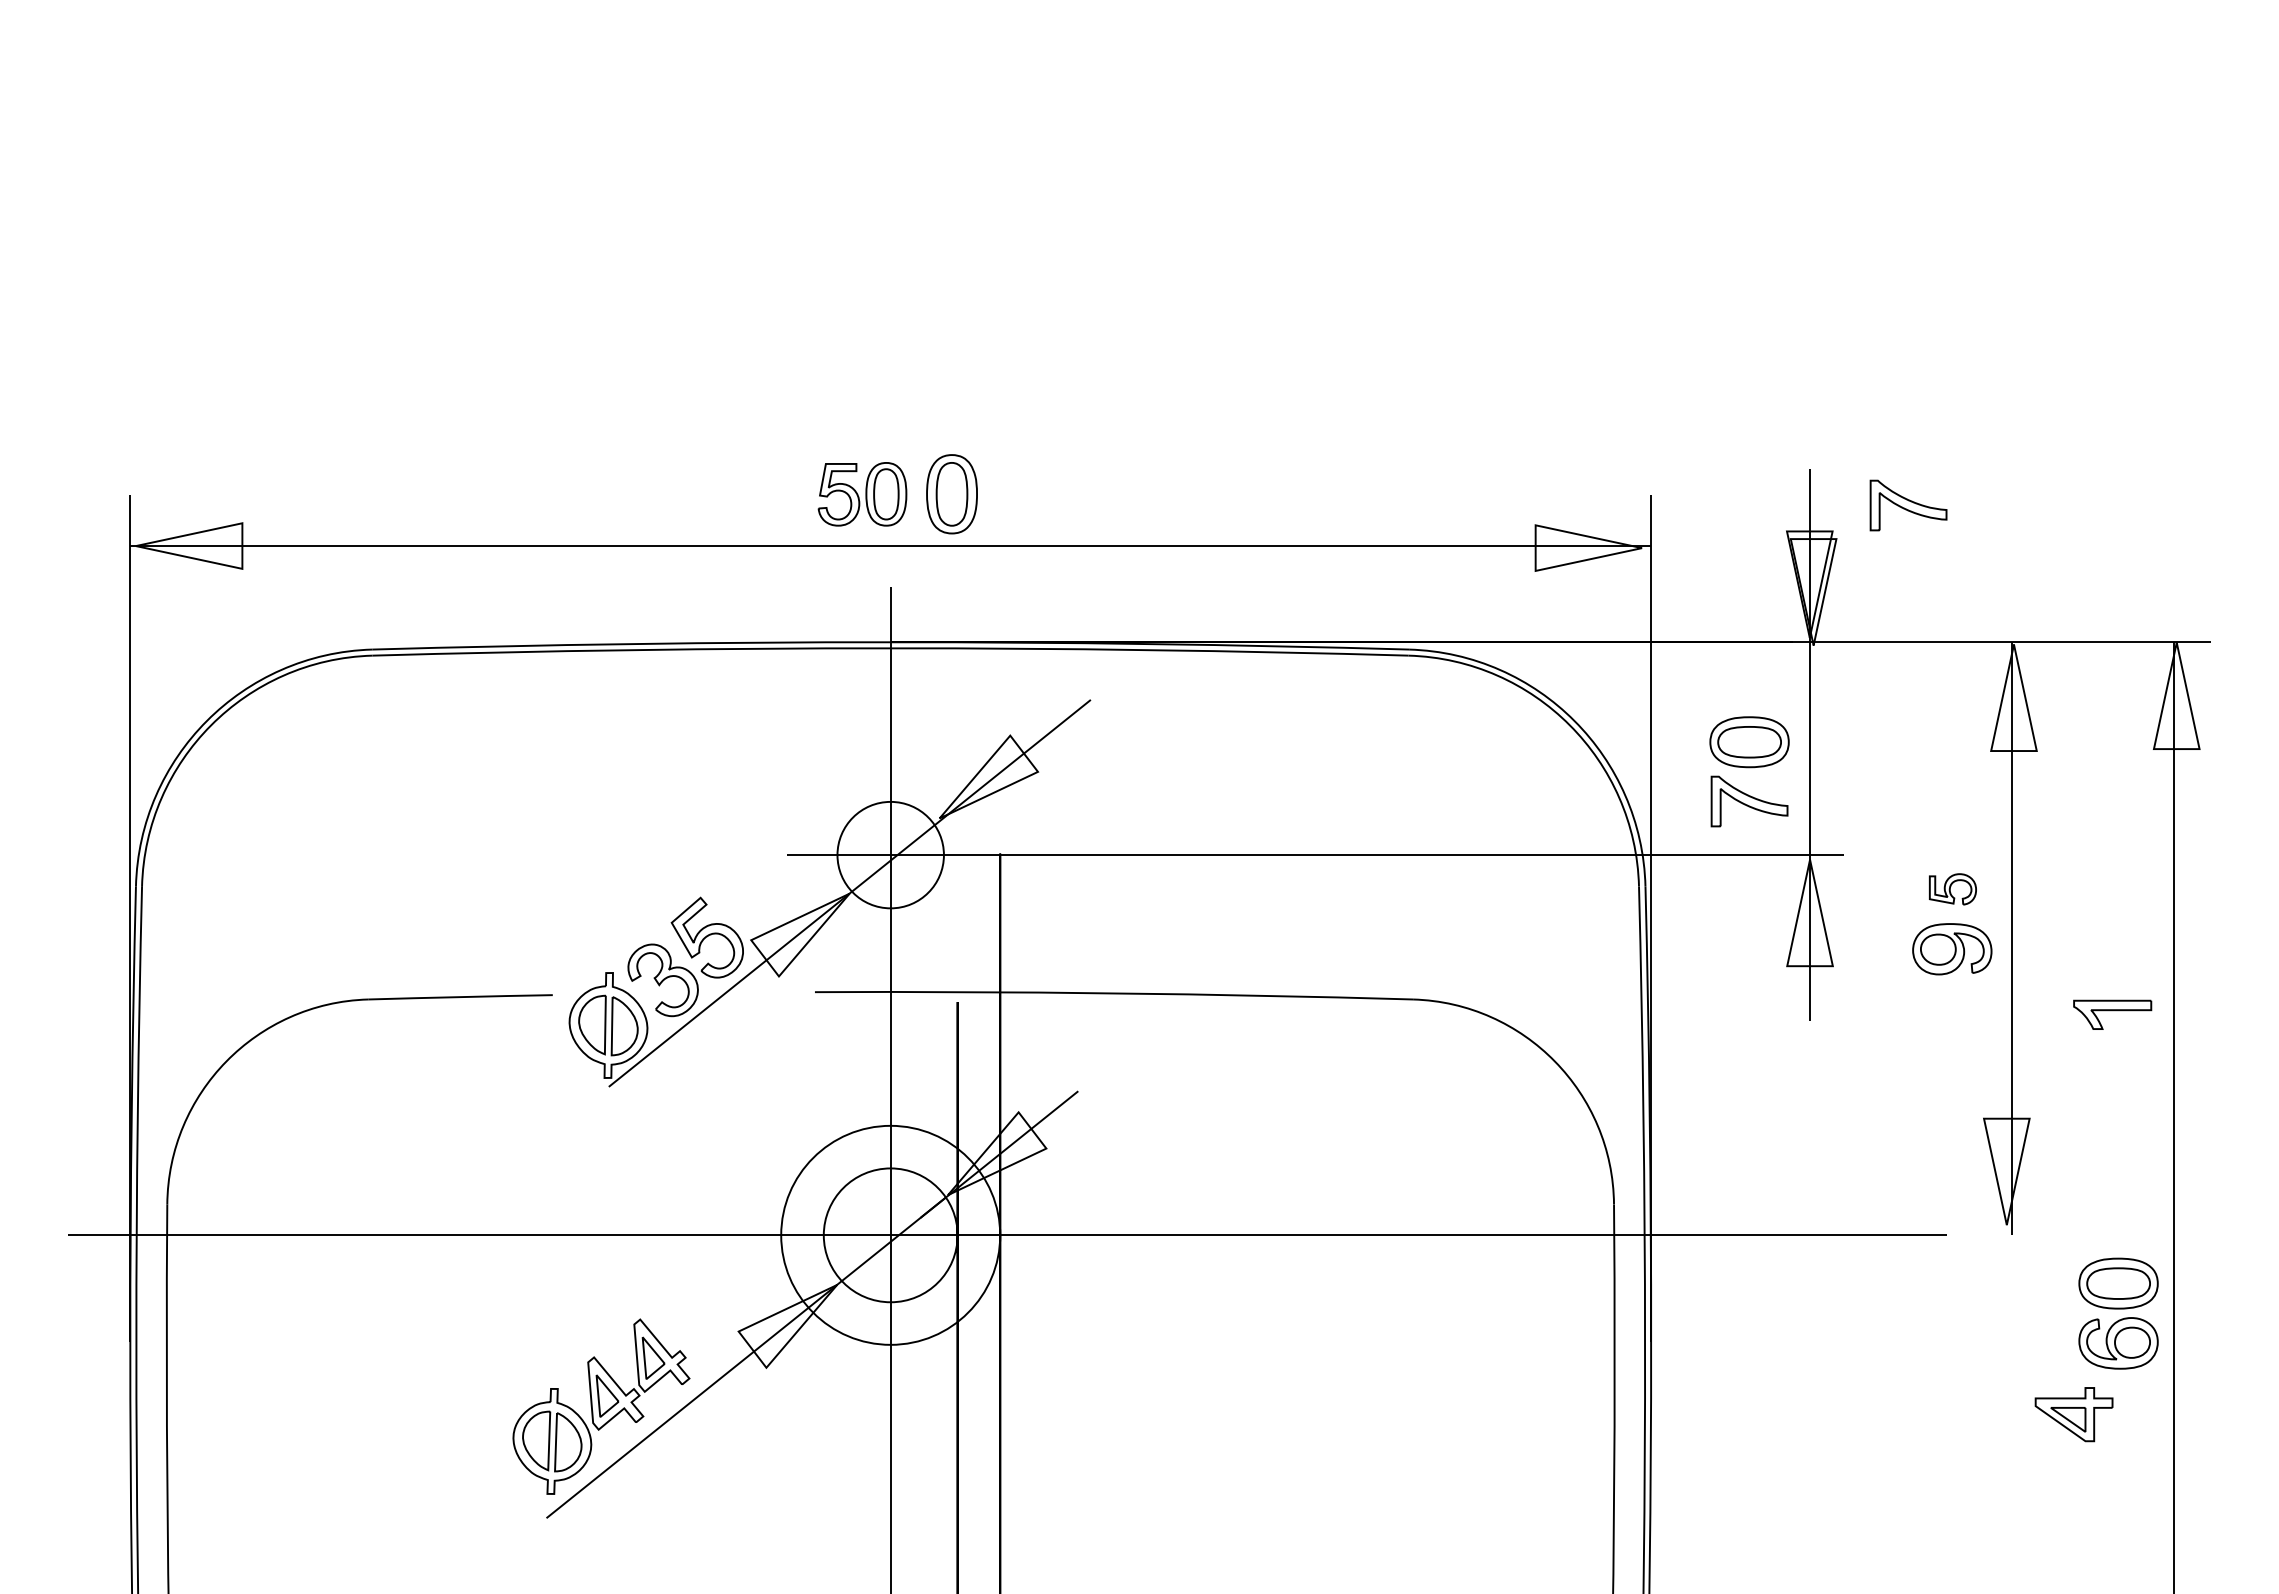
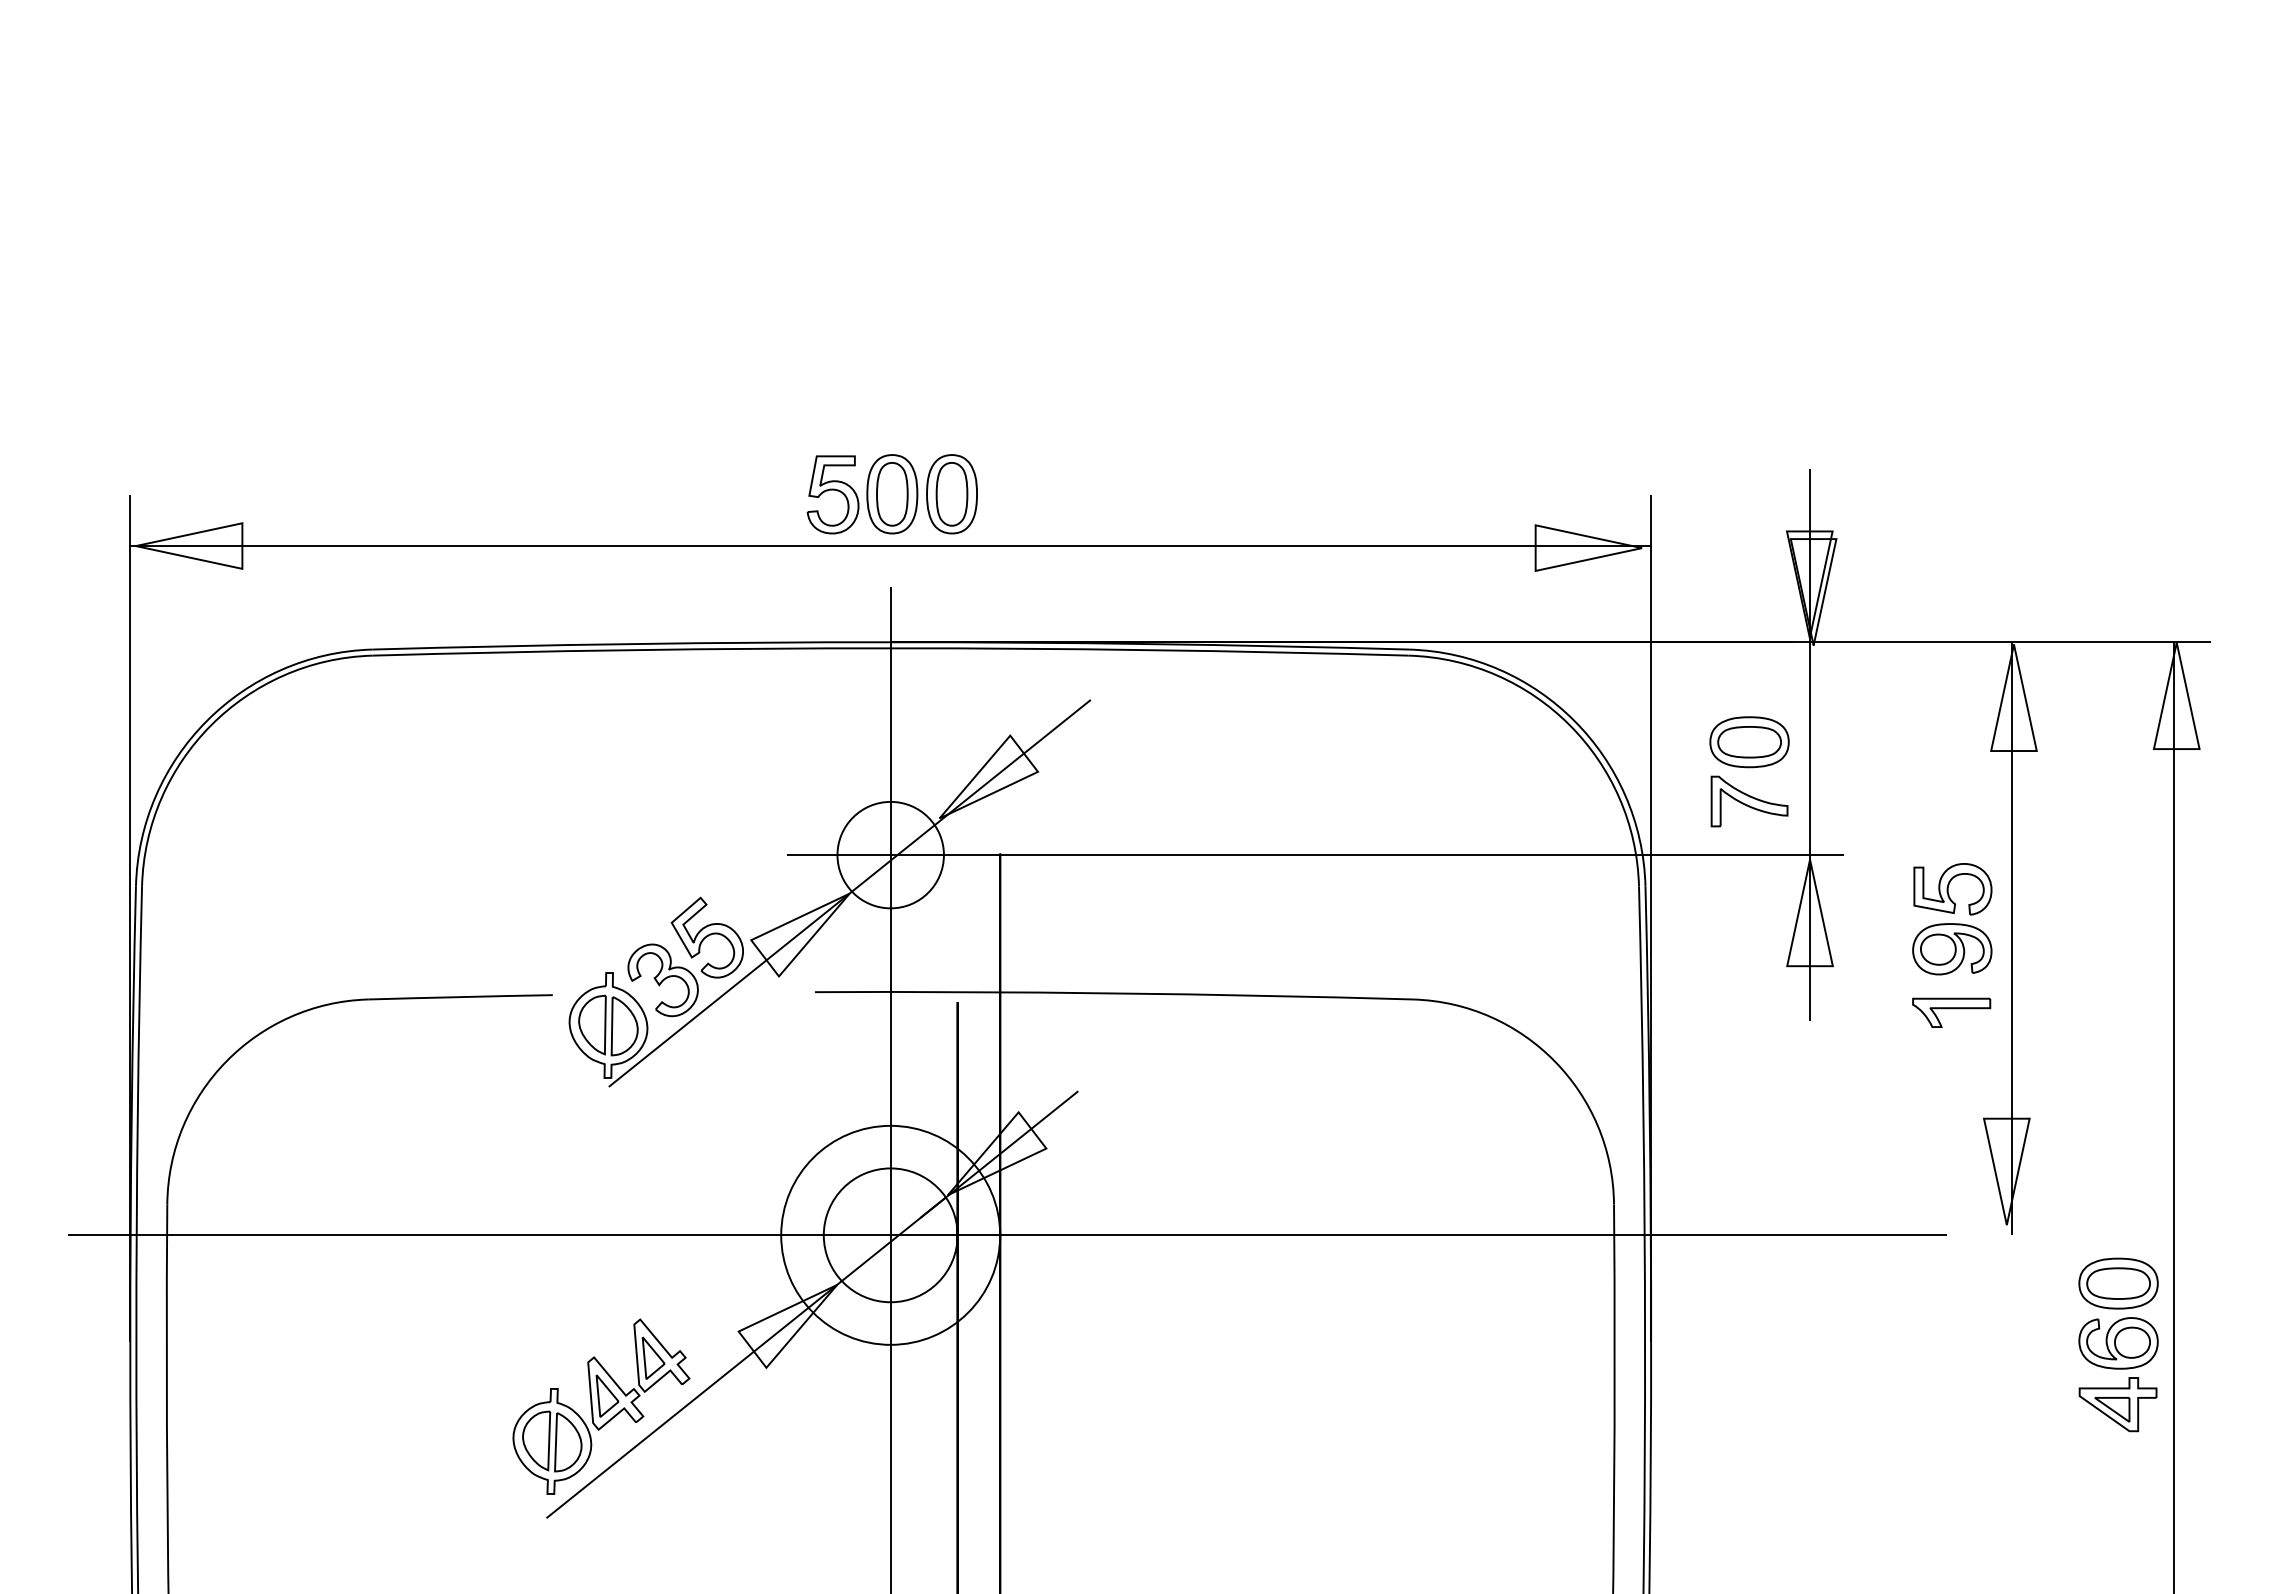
part size: 91x65 px -> 113x81 px (862, 494)
part: present -> none (1908, 505)
part size: 48x33 px -> 80x53 px (1952, 889)
part position: (2112, 1014) -> (1951, 1012) (1951, 1012)
part position: (2073, 1414) -> (2117, 1404) (2117, 1404)
